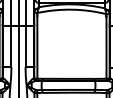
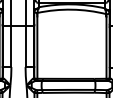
line: present -> none (18, 48)
